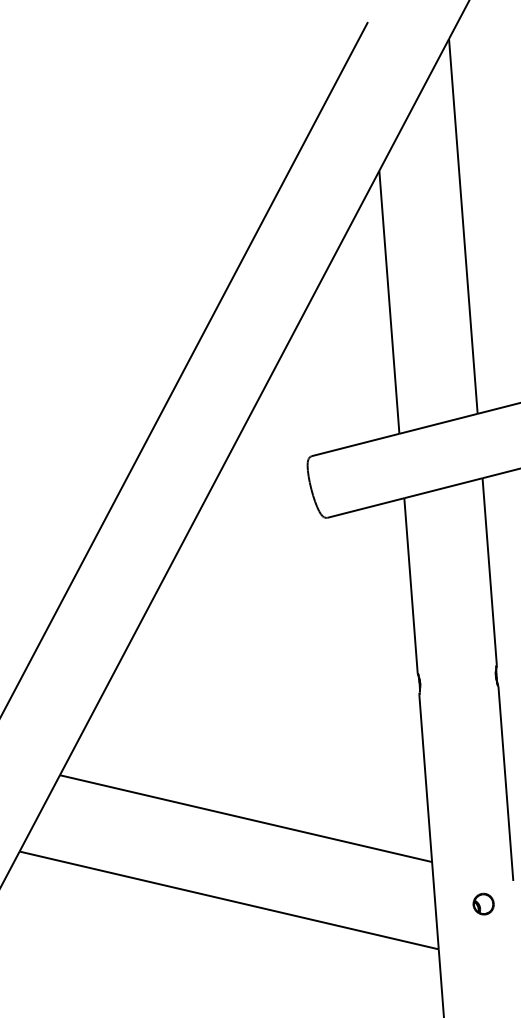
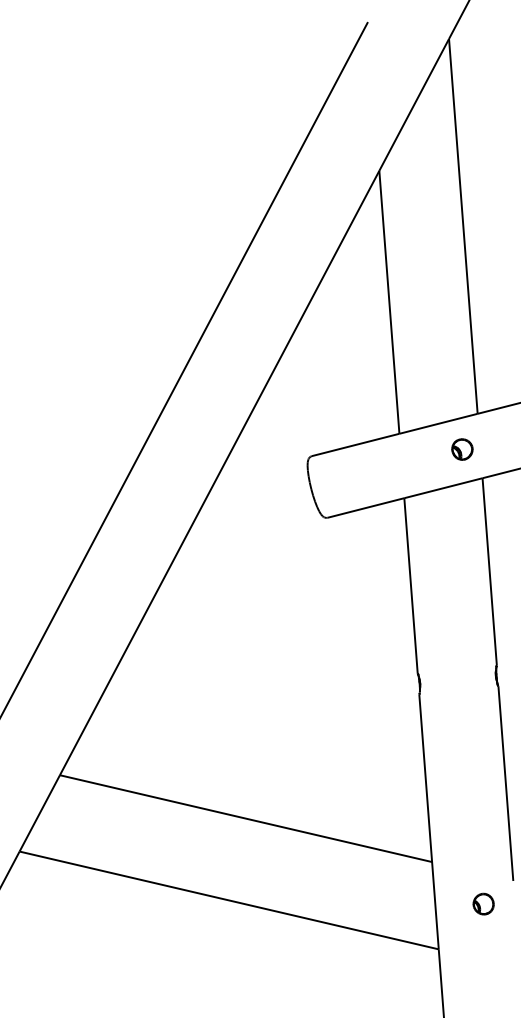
part: none -> present (462, 449)
